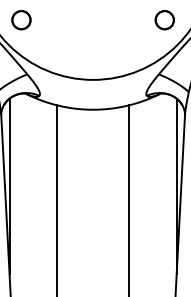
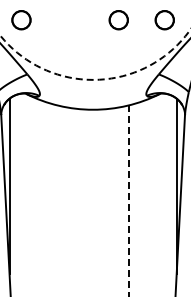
circle: none -> present (118, 20)
circle: solid -> dashed (95, 54)
line: present -> none (57, 199)
line: solid -> dashed (128, 201)
